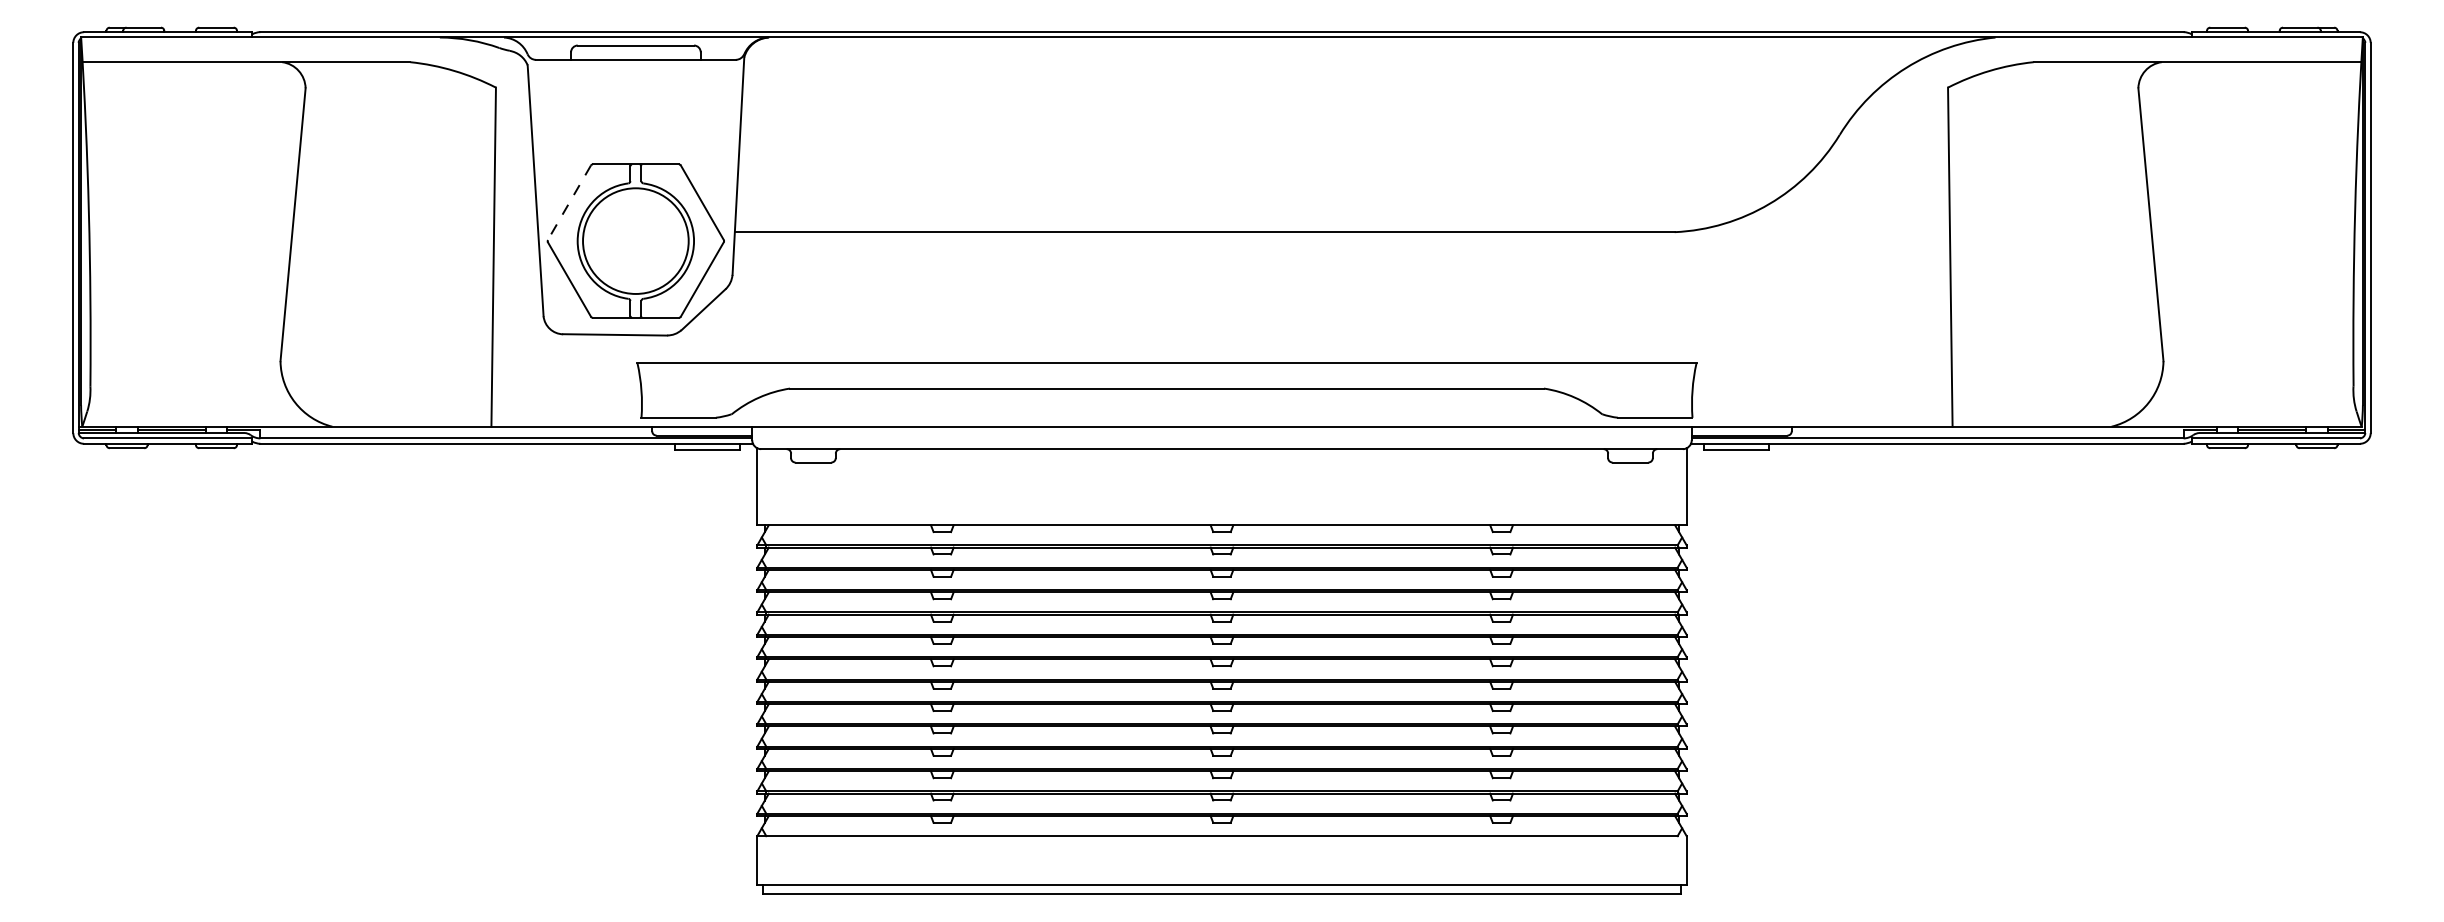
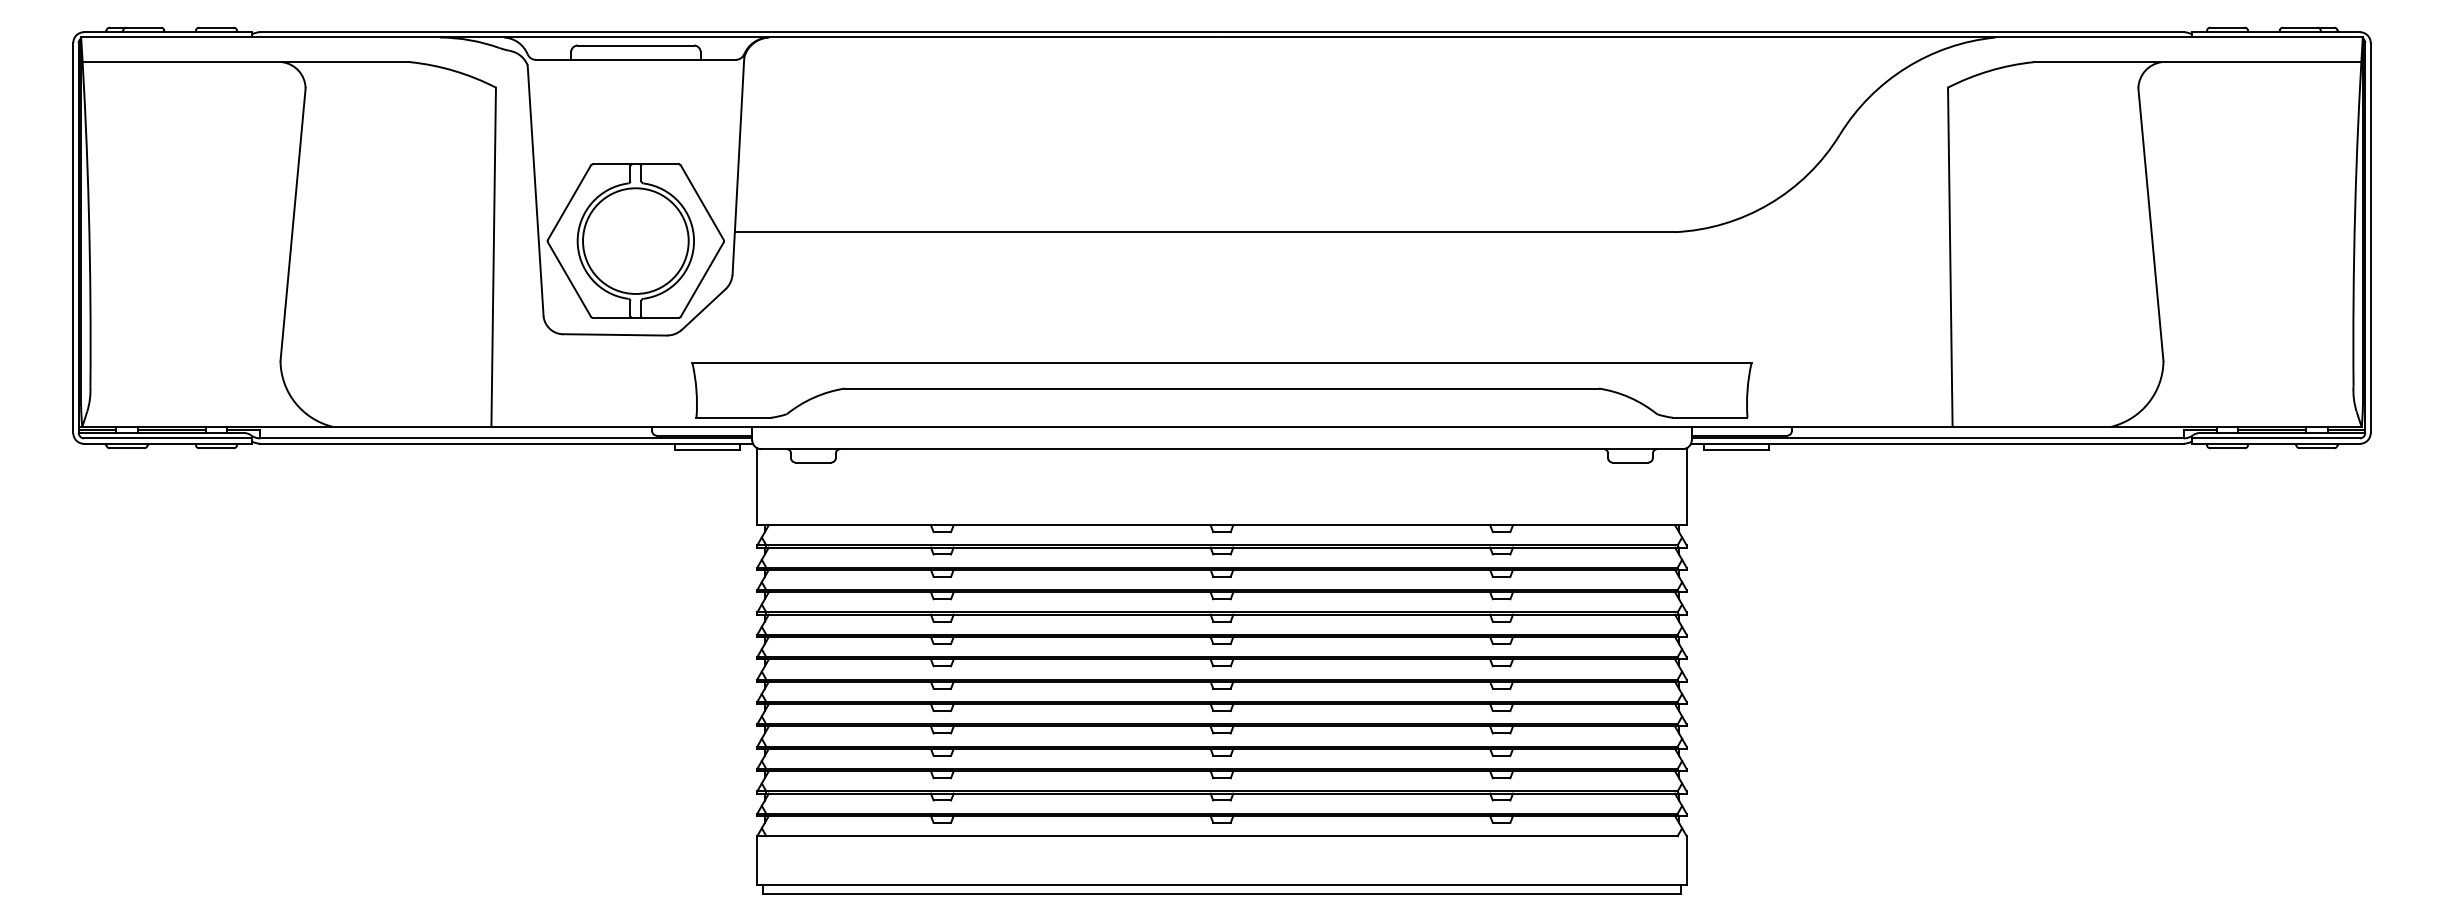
line: dashed -> solid (569, 203)
part position: (1166, 390) -> (1221, 390) (1221, 390)
